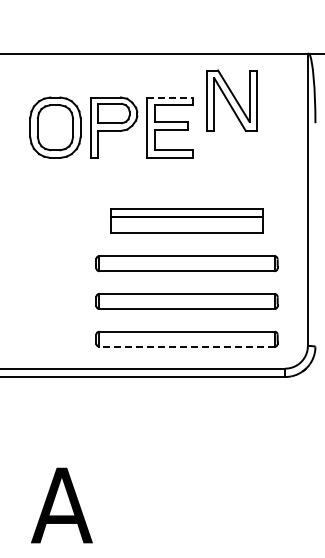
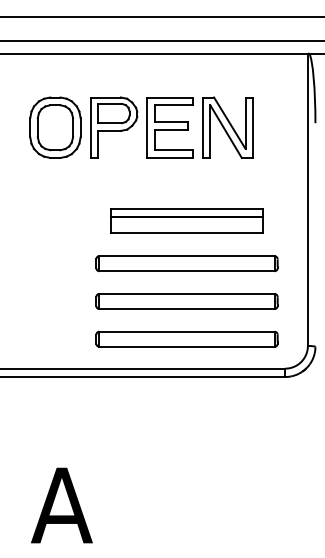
line: none -> present (161, 16)
line: none -> present (161, 41)
line: dashed -> solid (170, 97)
part position: (231, 100) -> (227, 127) (227, 127)
line: dashed -> solid (187, 346)
